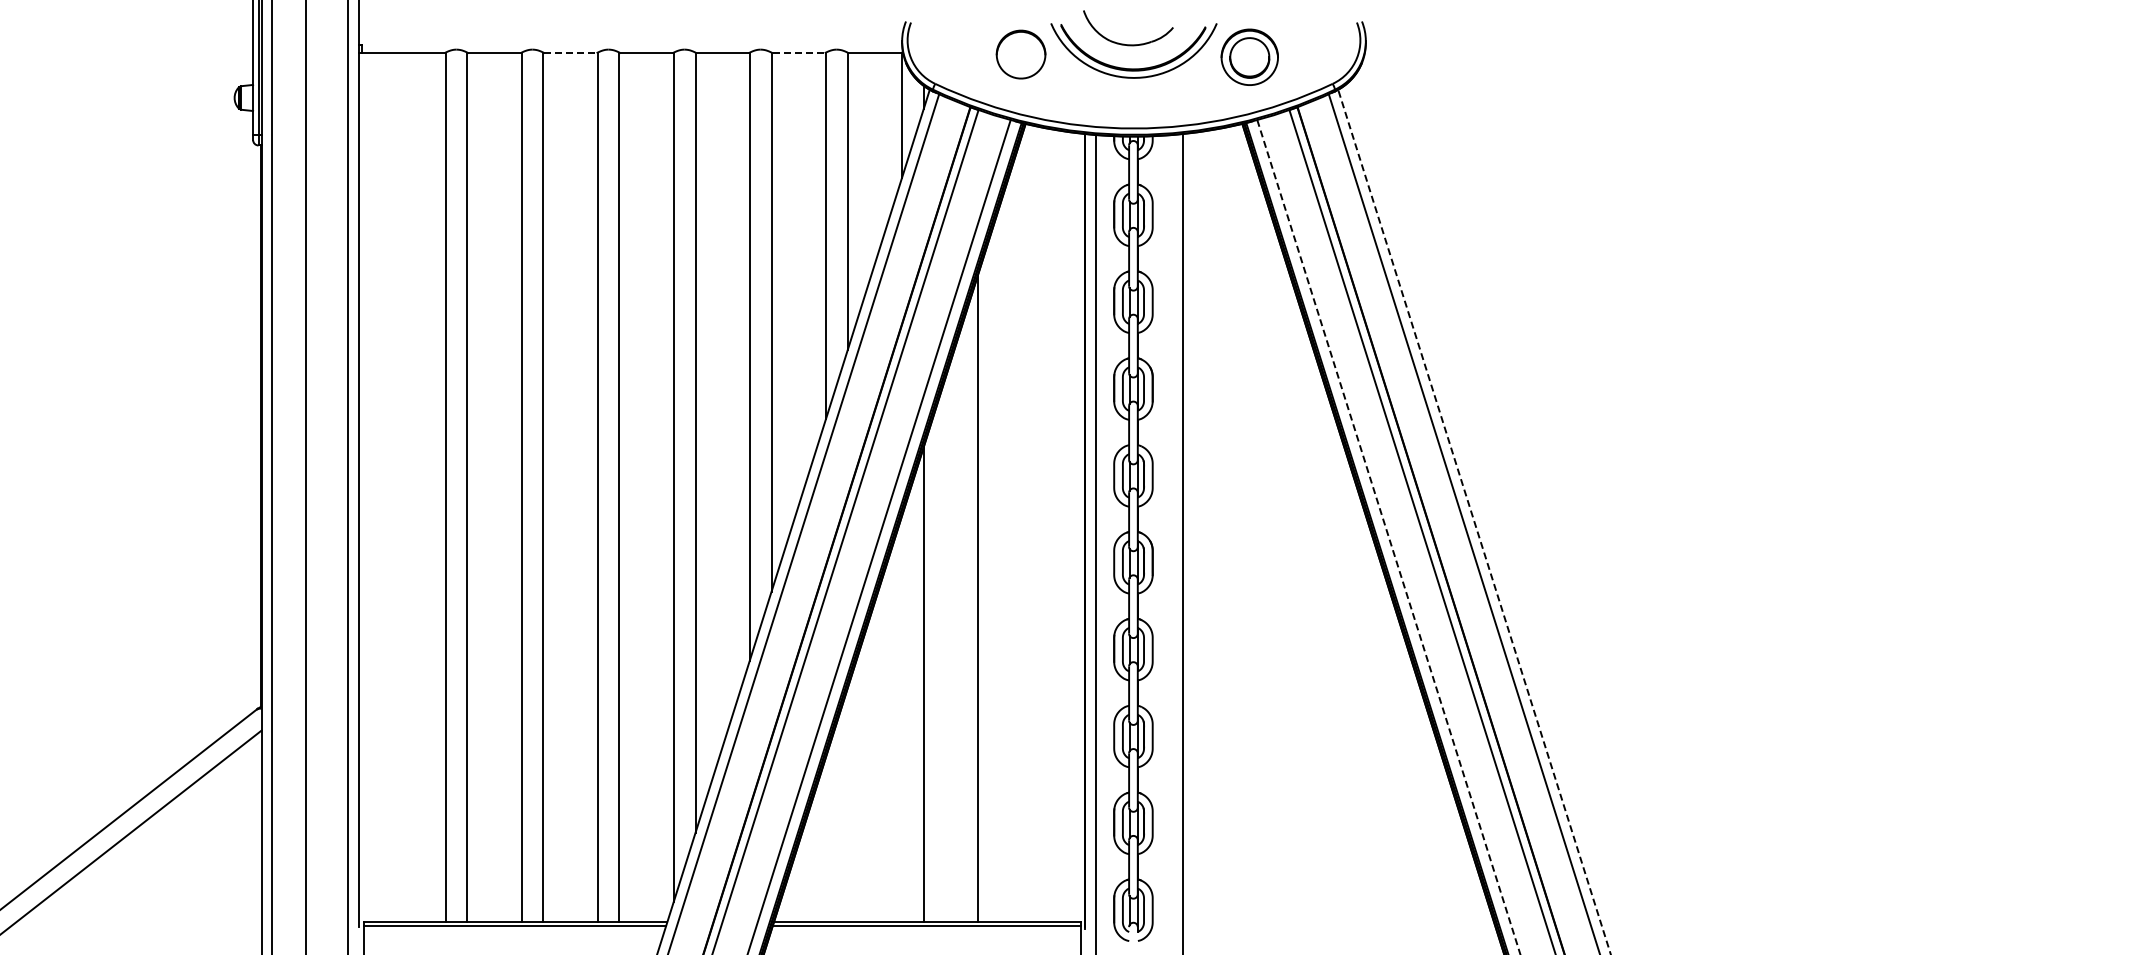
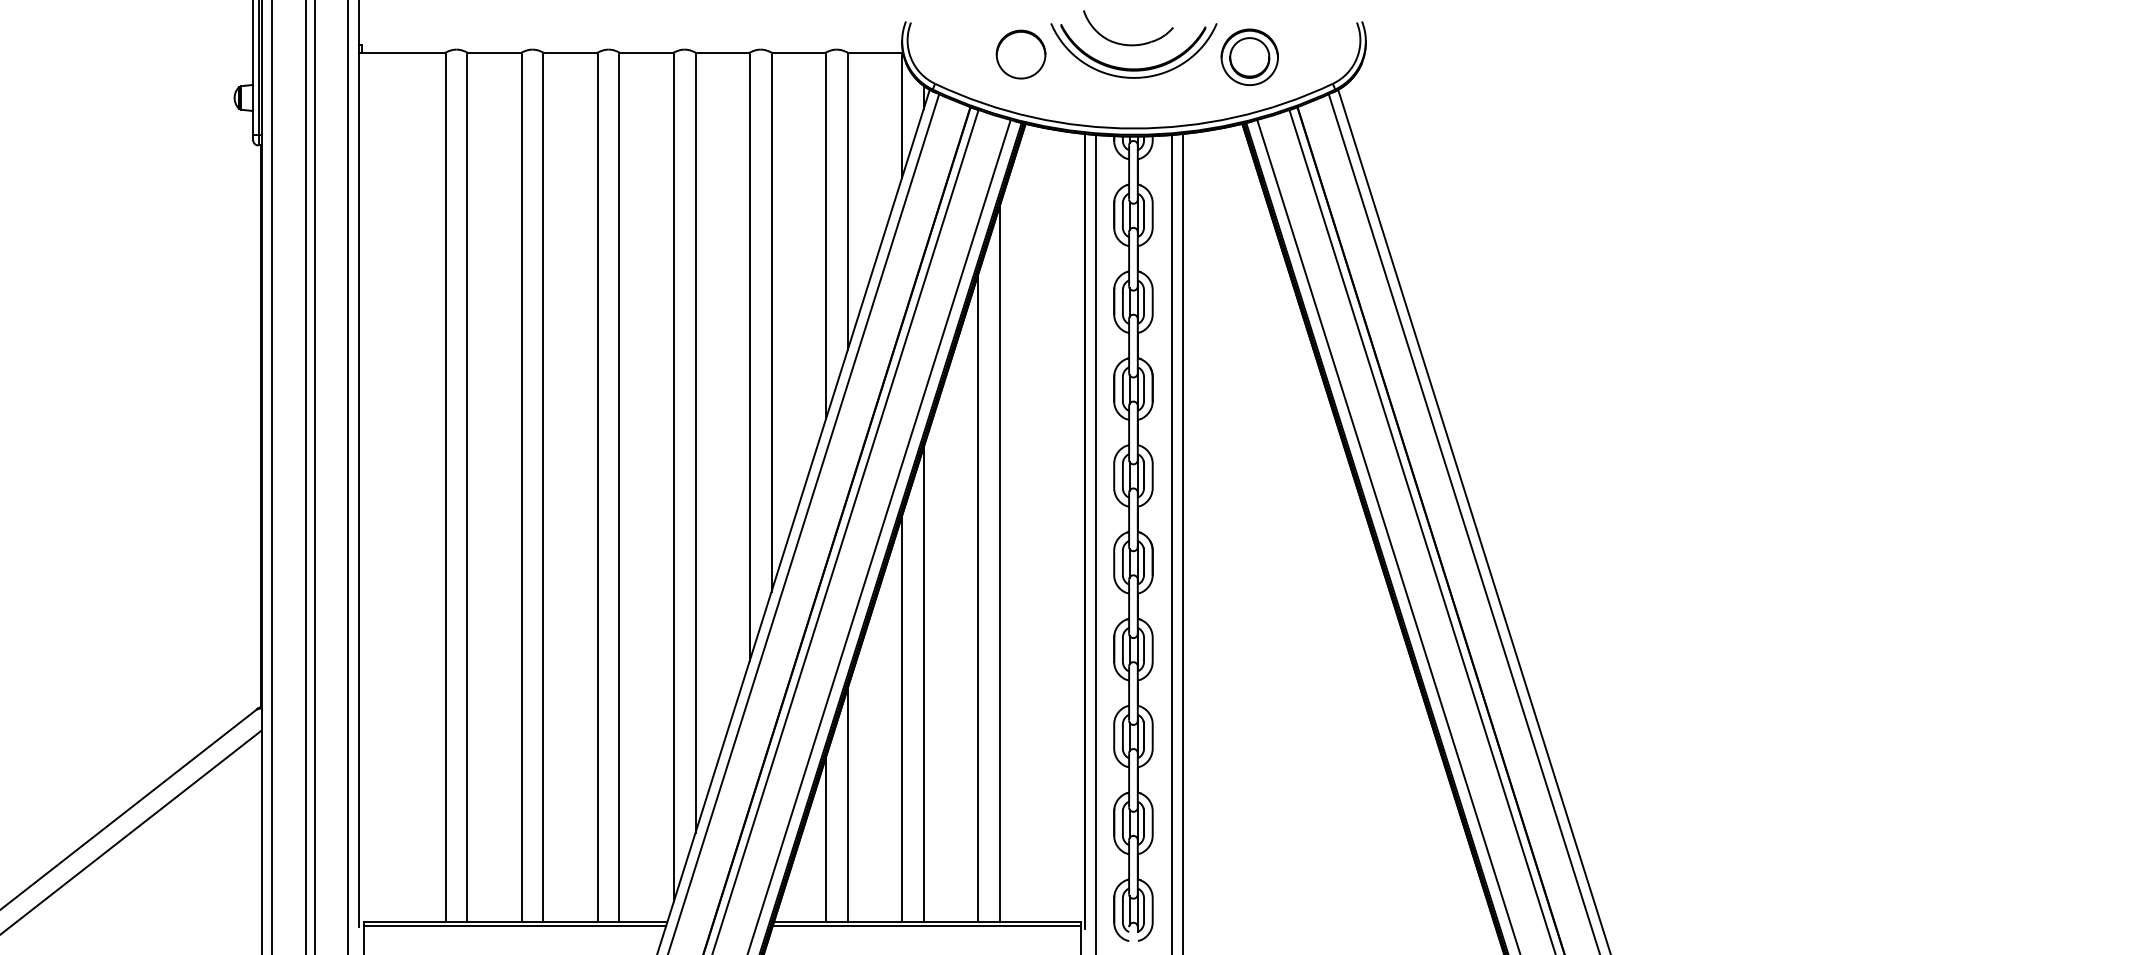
line: dashed -> solid (571, 53)
line: dashed -> solid (799, 53)
line: none -> present (314, 476)
line: dashed -> solid (1474, 521)
line: dashed -> solid (1388, 537)
line: none -> present (1172, 543)
line: none -> present (999, 564)
line: none -> present (901, 719)
line: none -> present (847, 805)
line: none -> present (825, 839)
